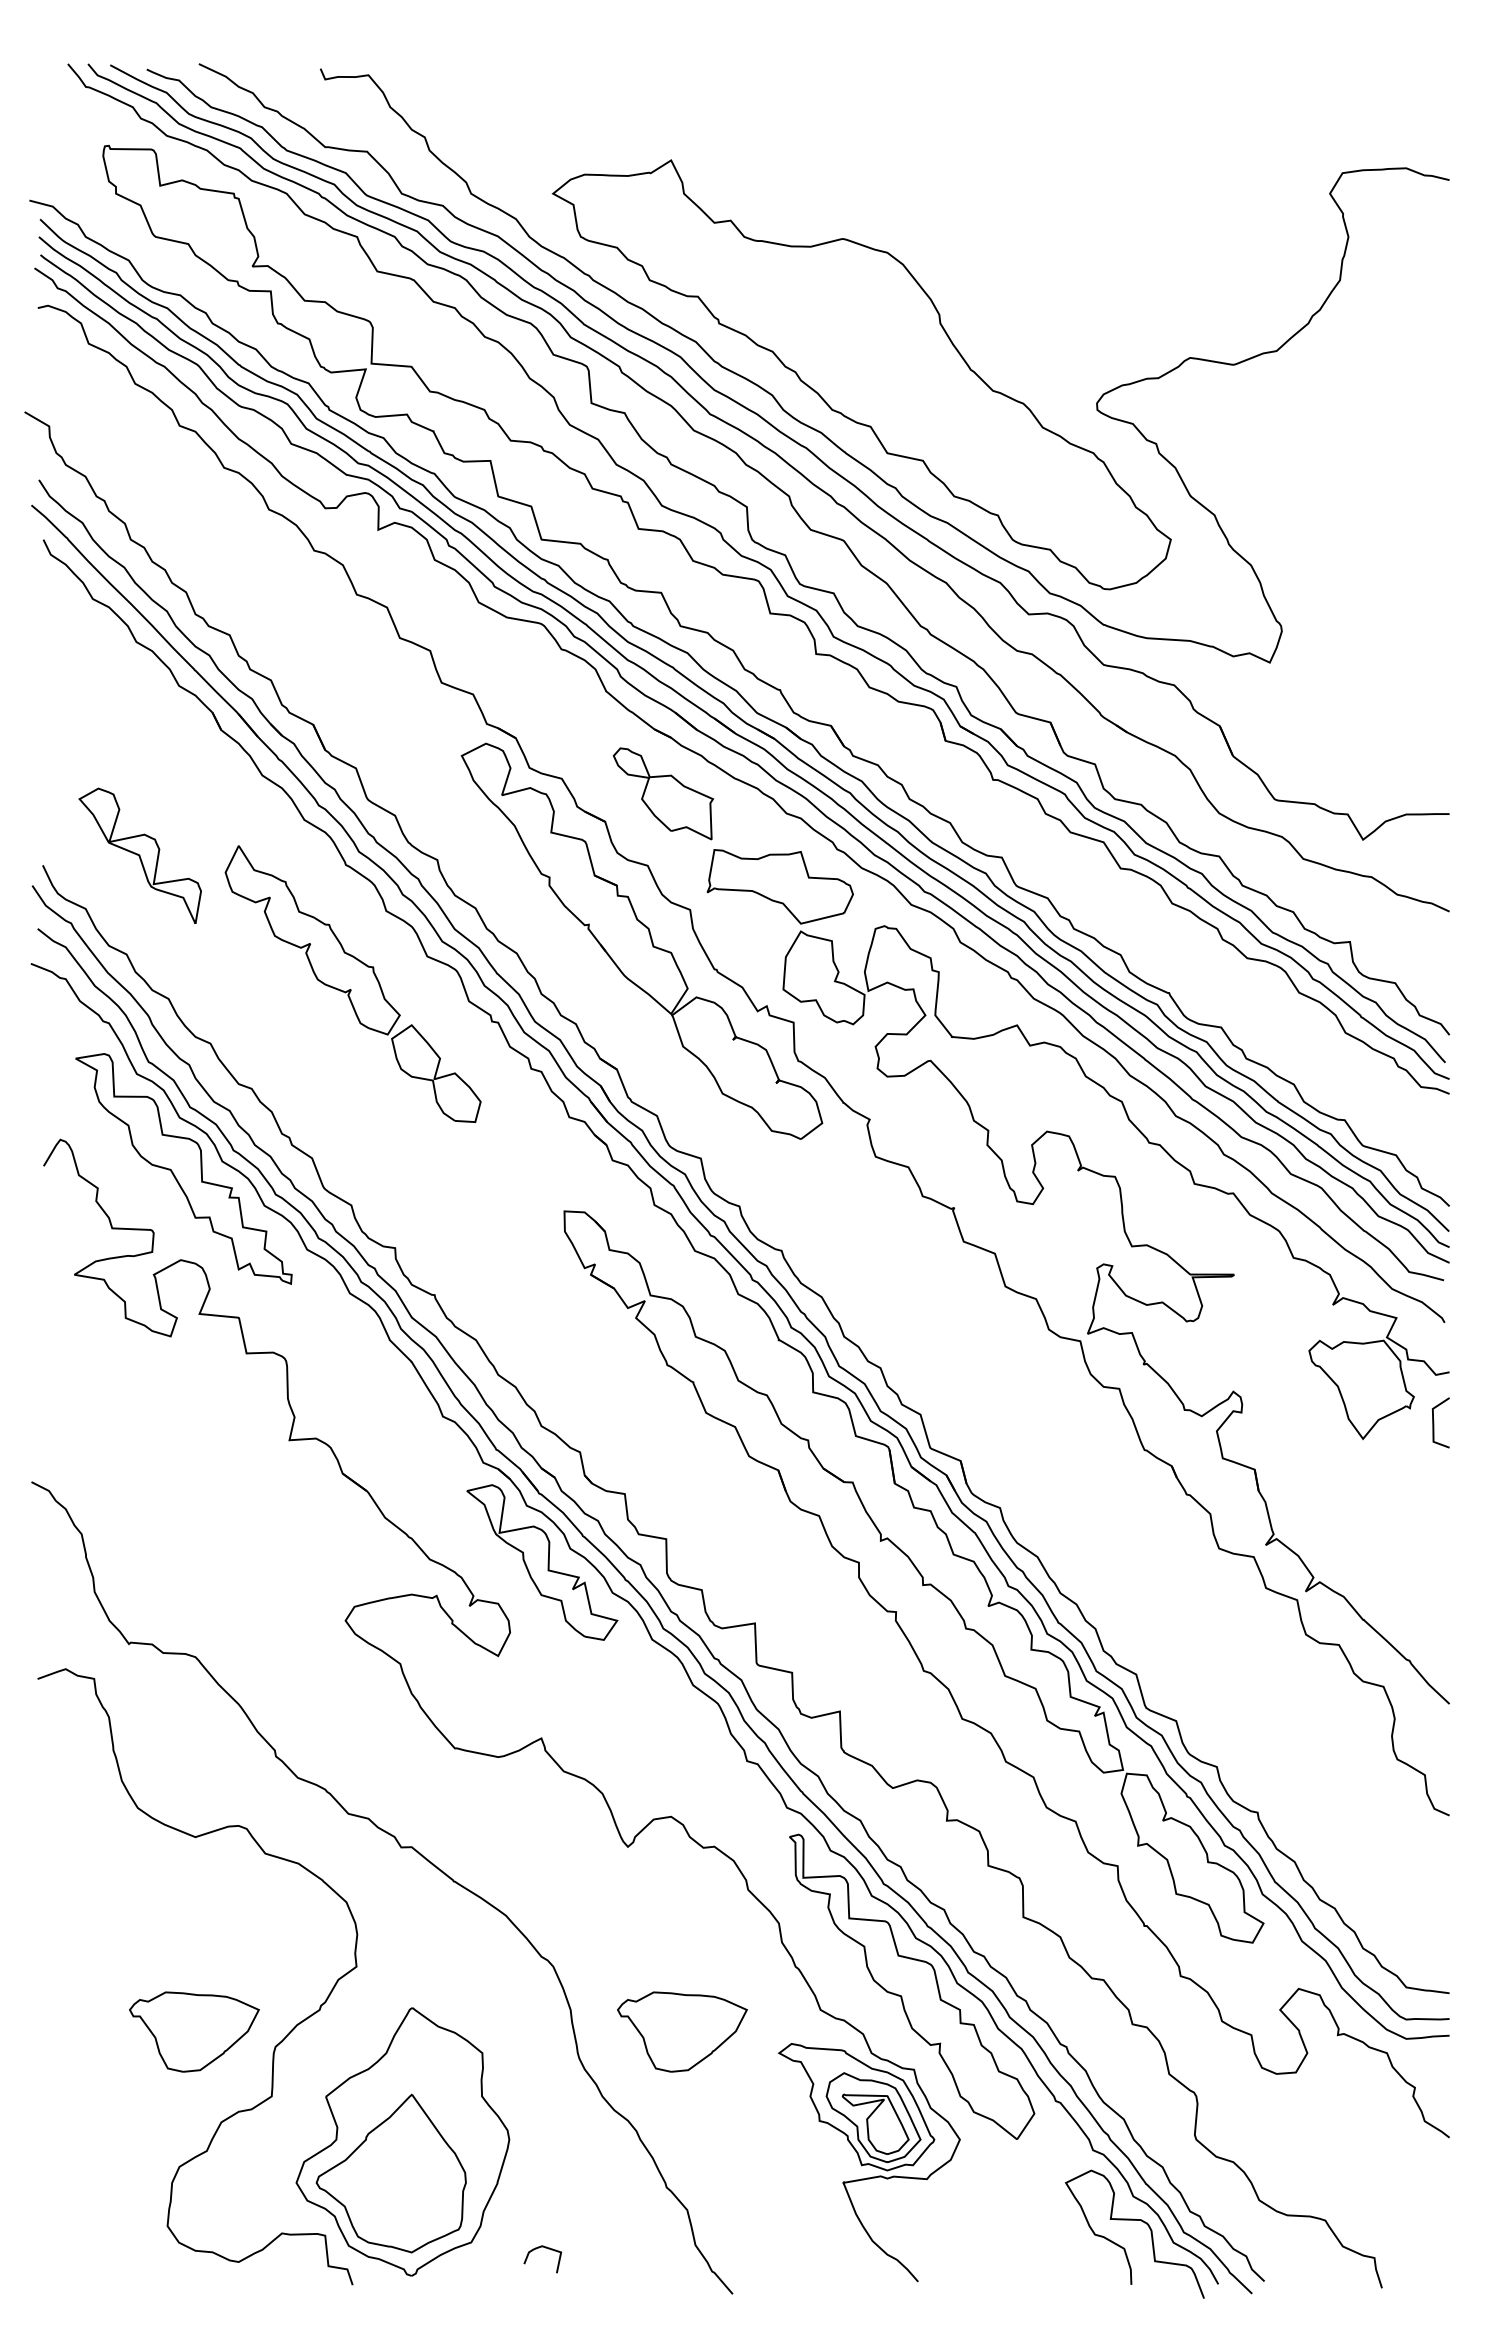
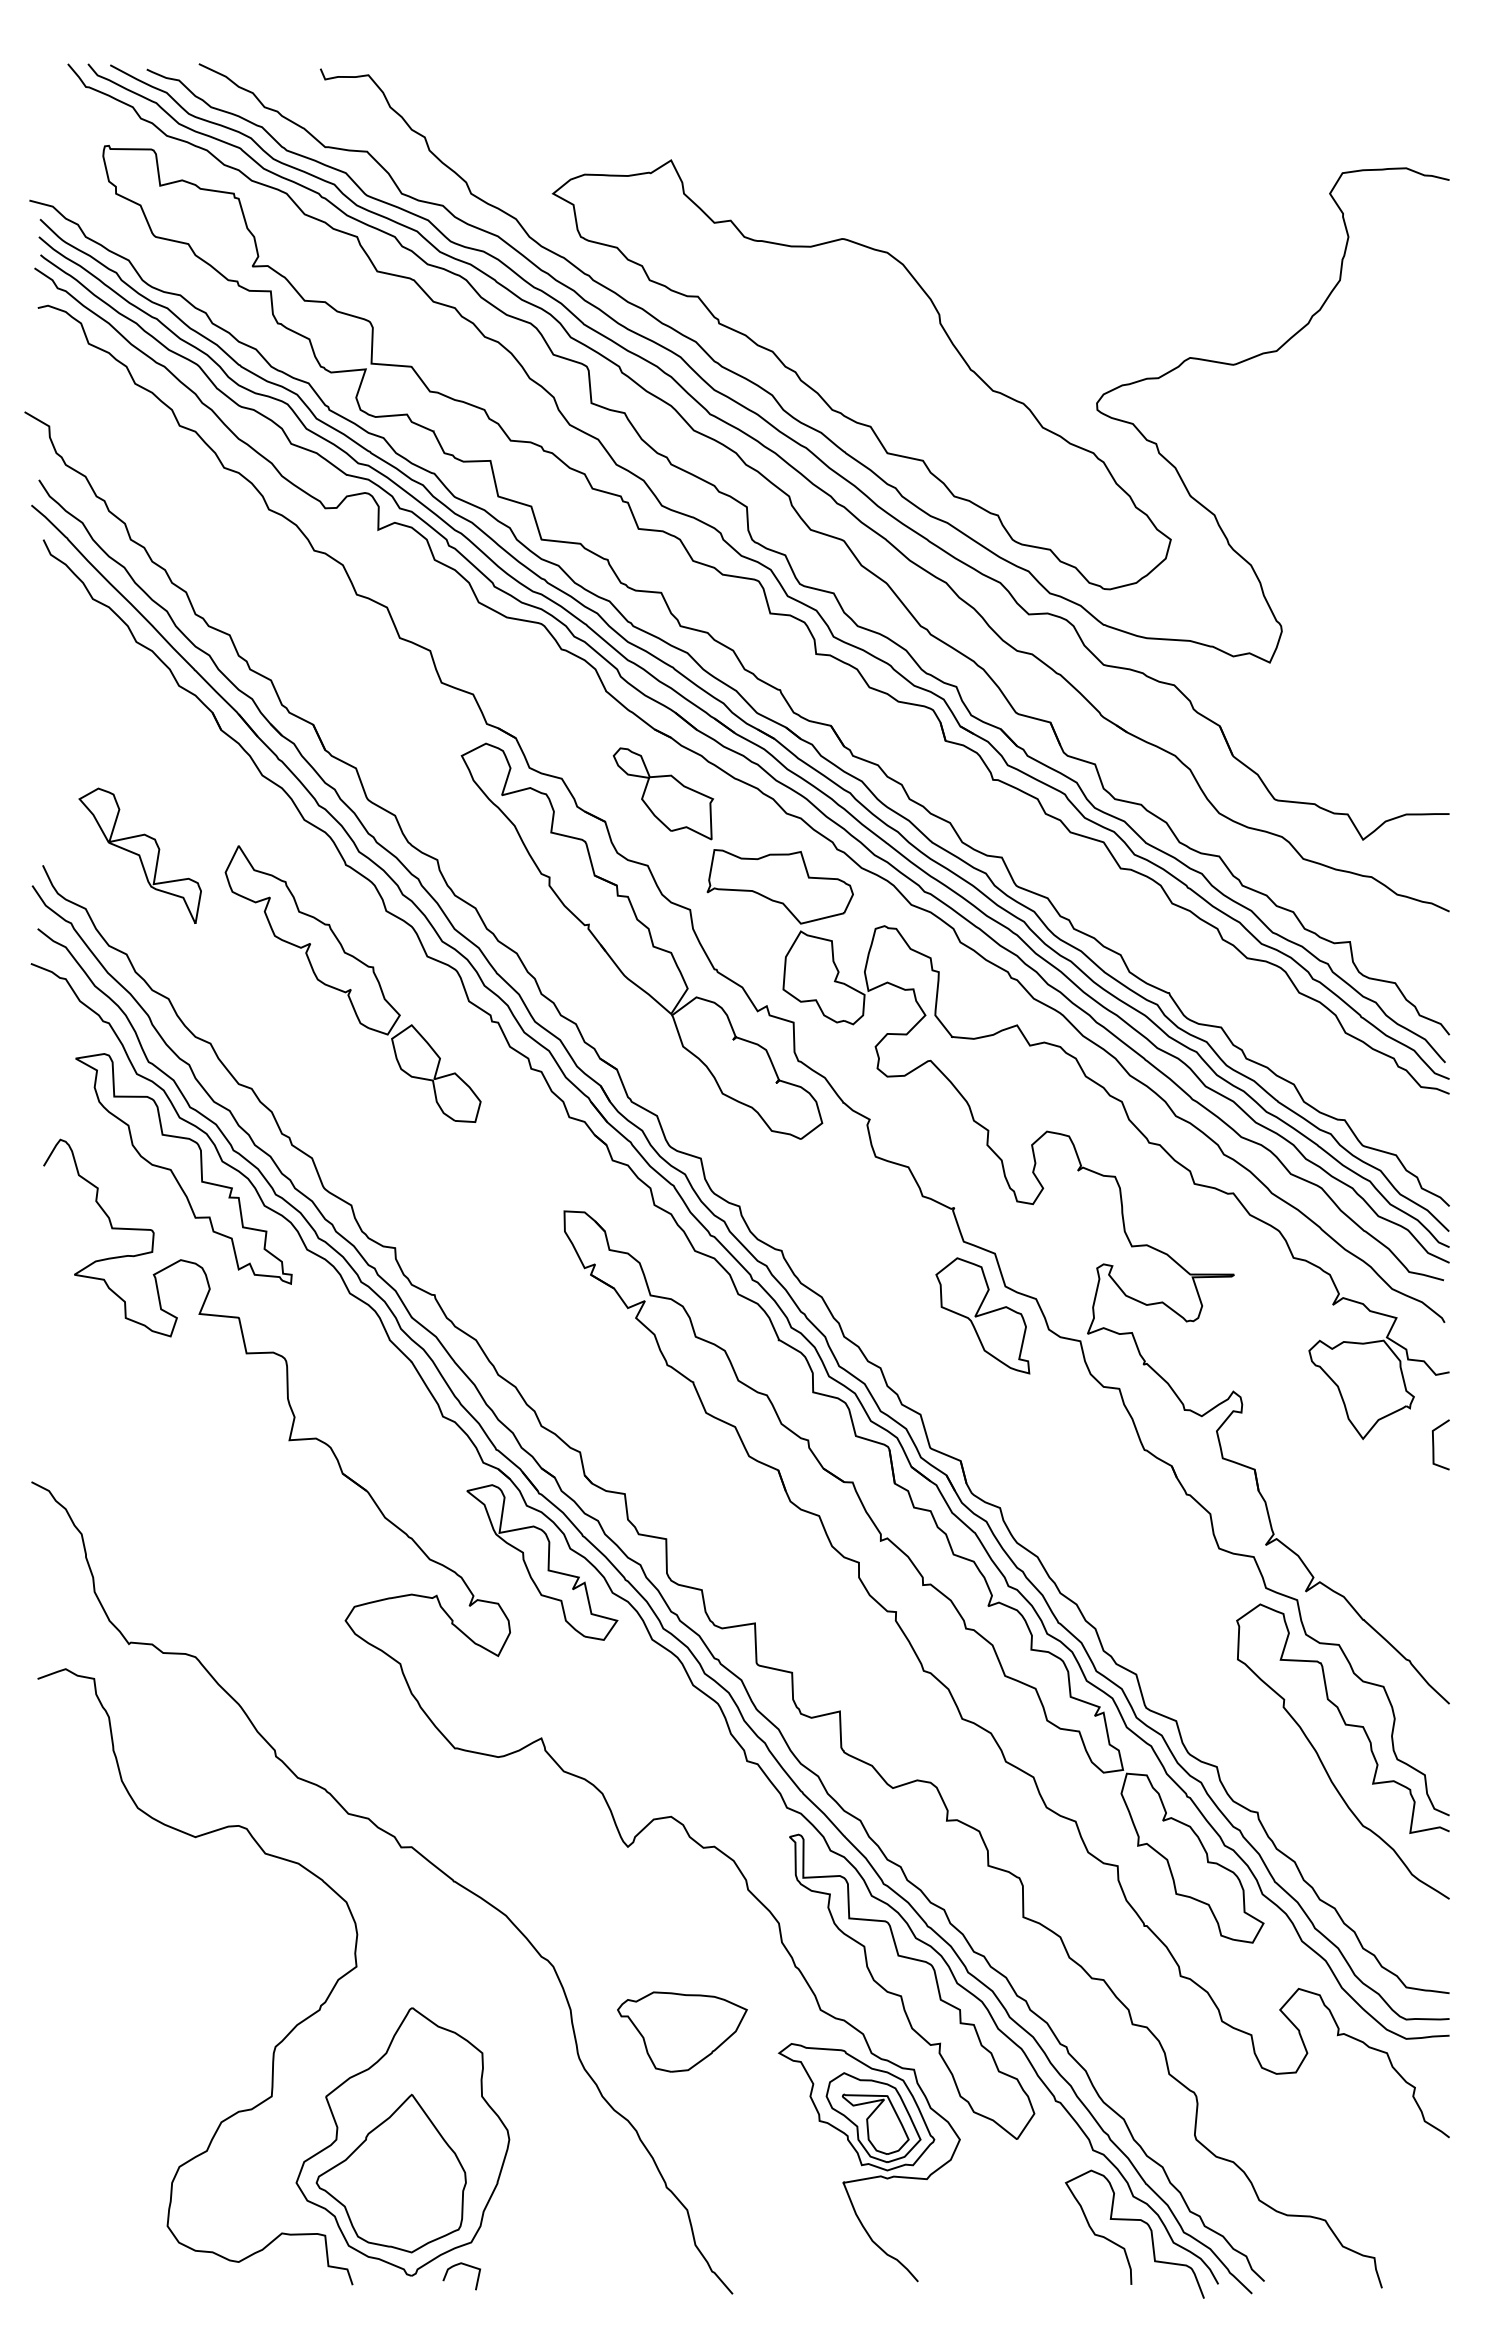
part: none -> present (982, 1315)
line position: (1434, 1422) -> (1434, 1444) (1434, 1444)
curve: none -> present (1322, 1761)
part: present -> none (194, 2031)
curve position: (539, 2248) -> (458, 2265) (458, 2265)
